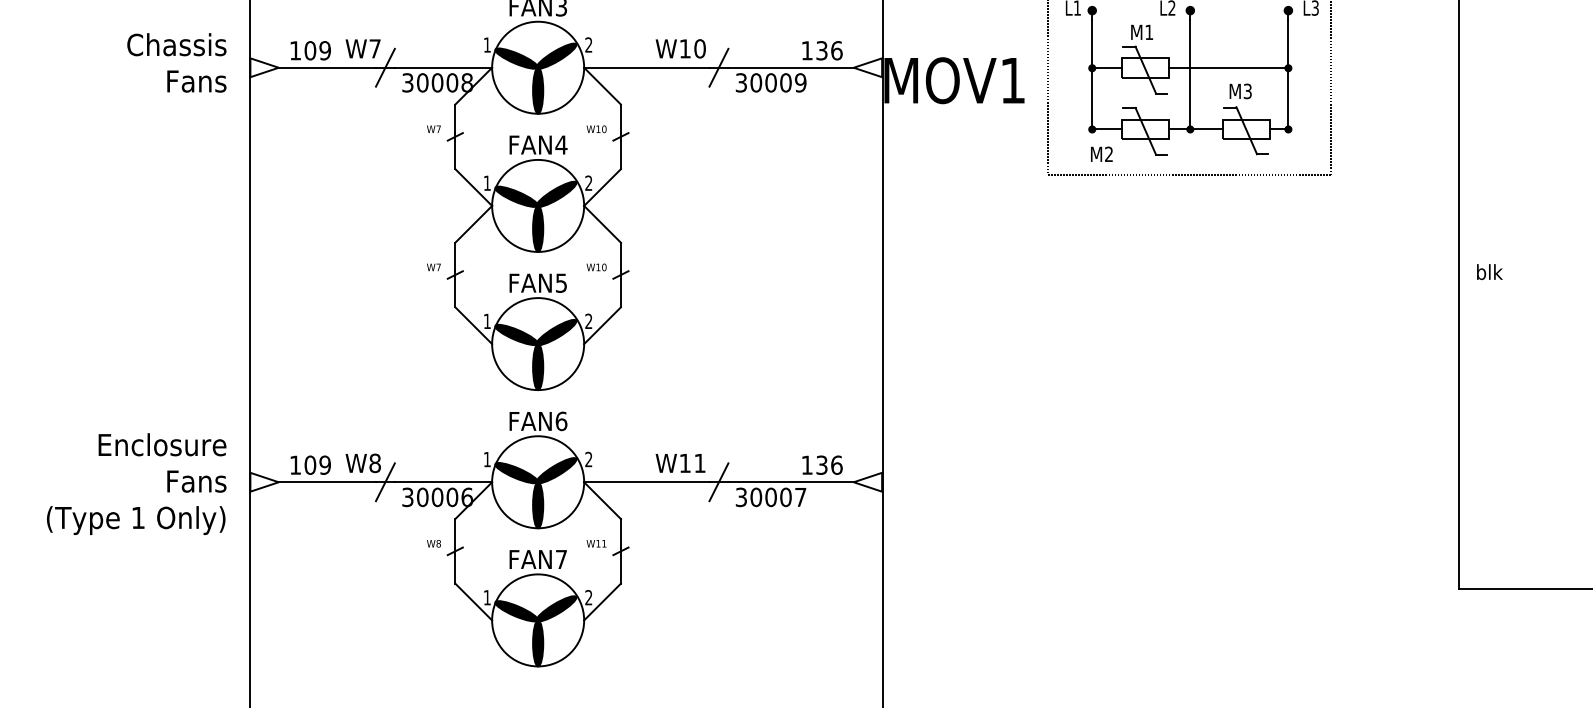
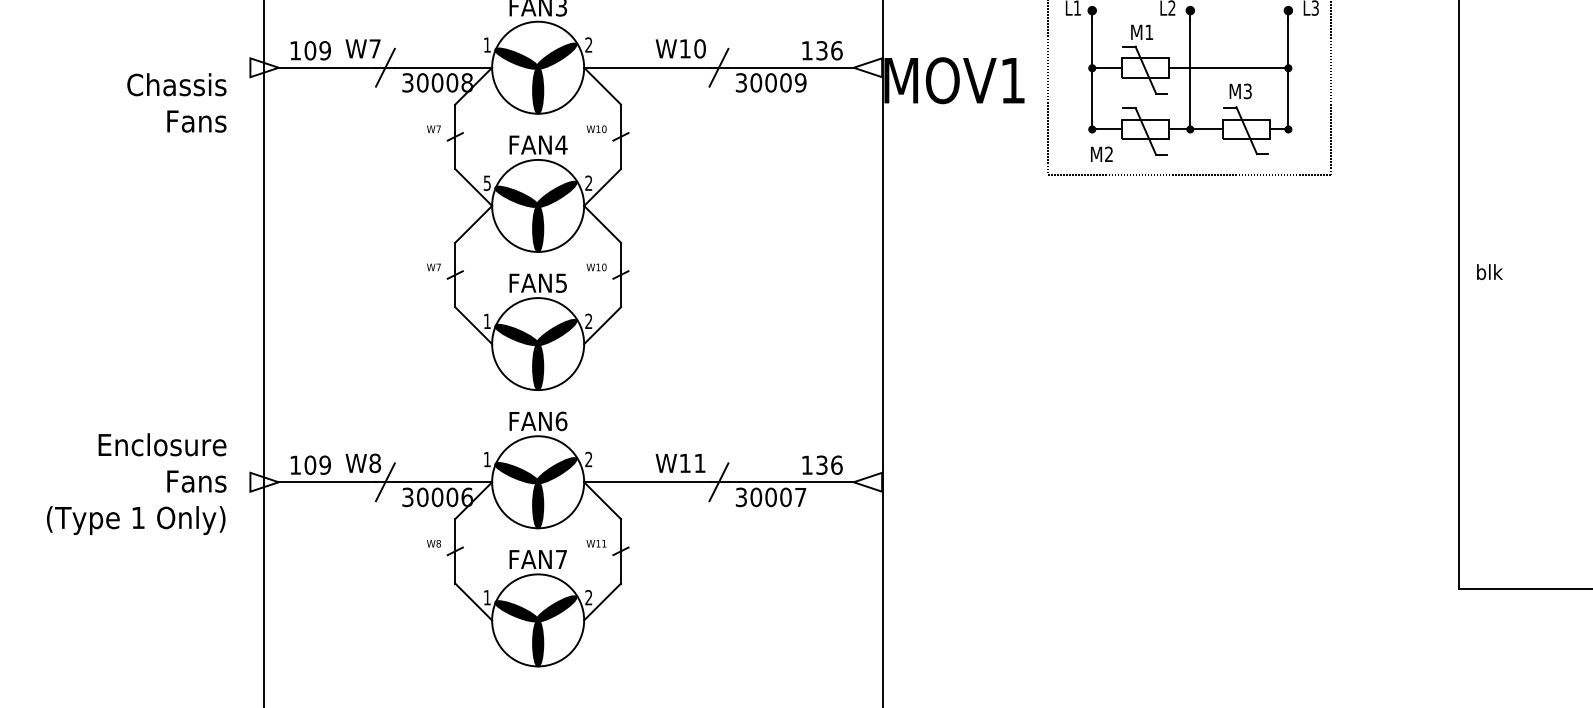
text position: (176, 62) -> (176, 102) (176, 102)
text: 1 -> 5 (486, 183)
line position: (250, 353) -> (264, 353) (264, 353)
